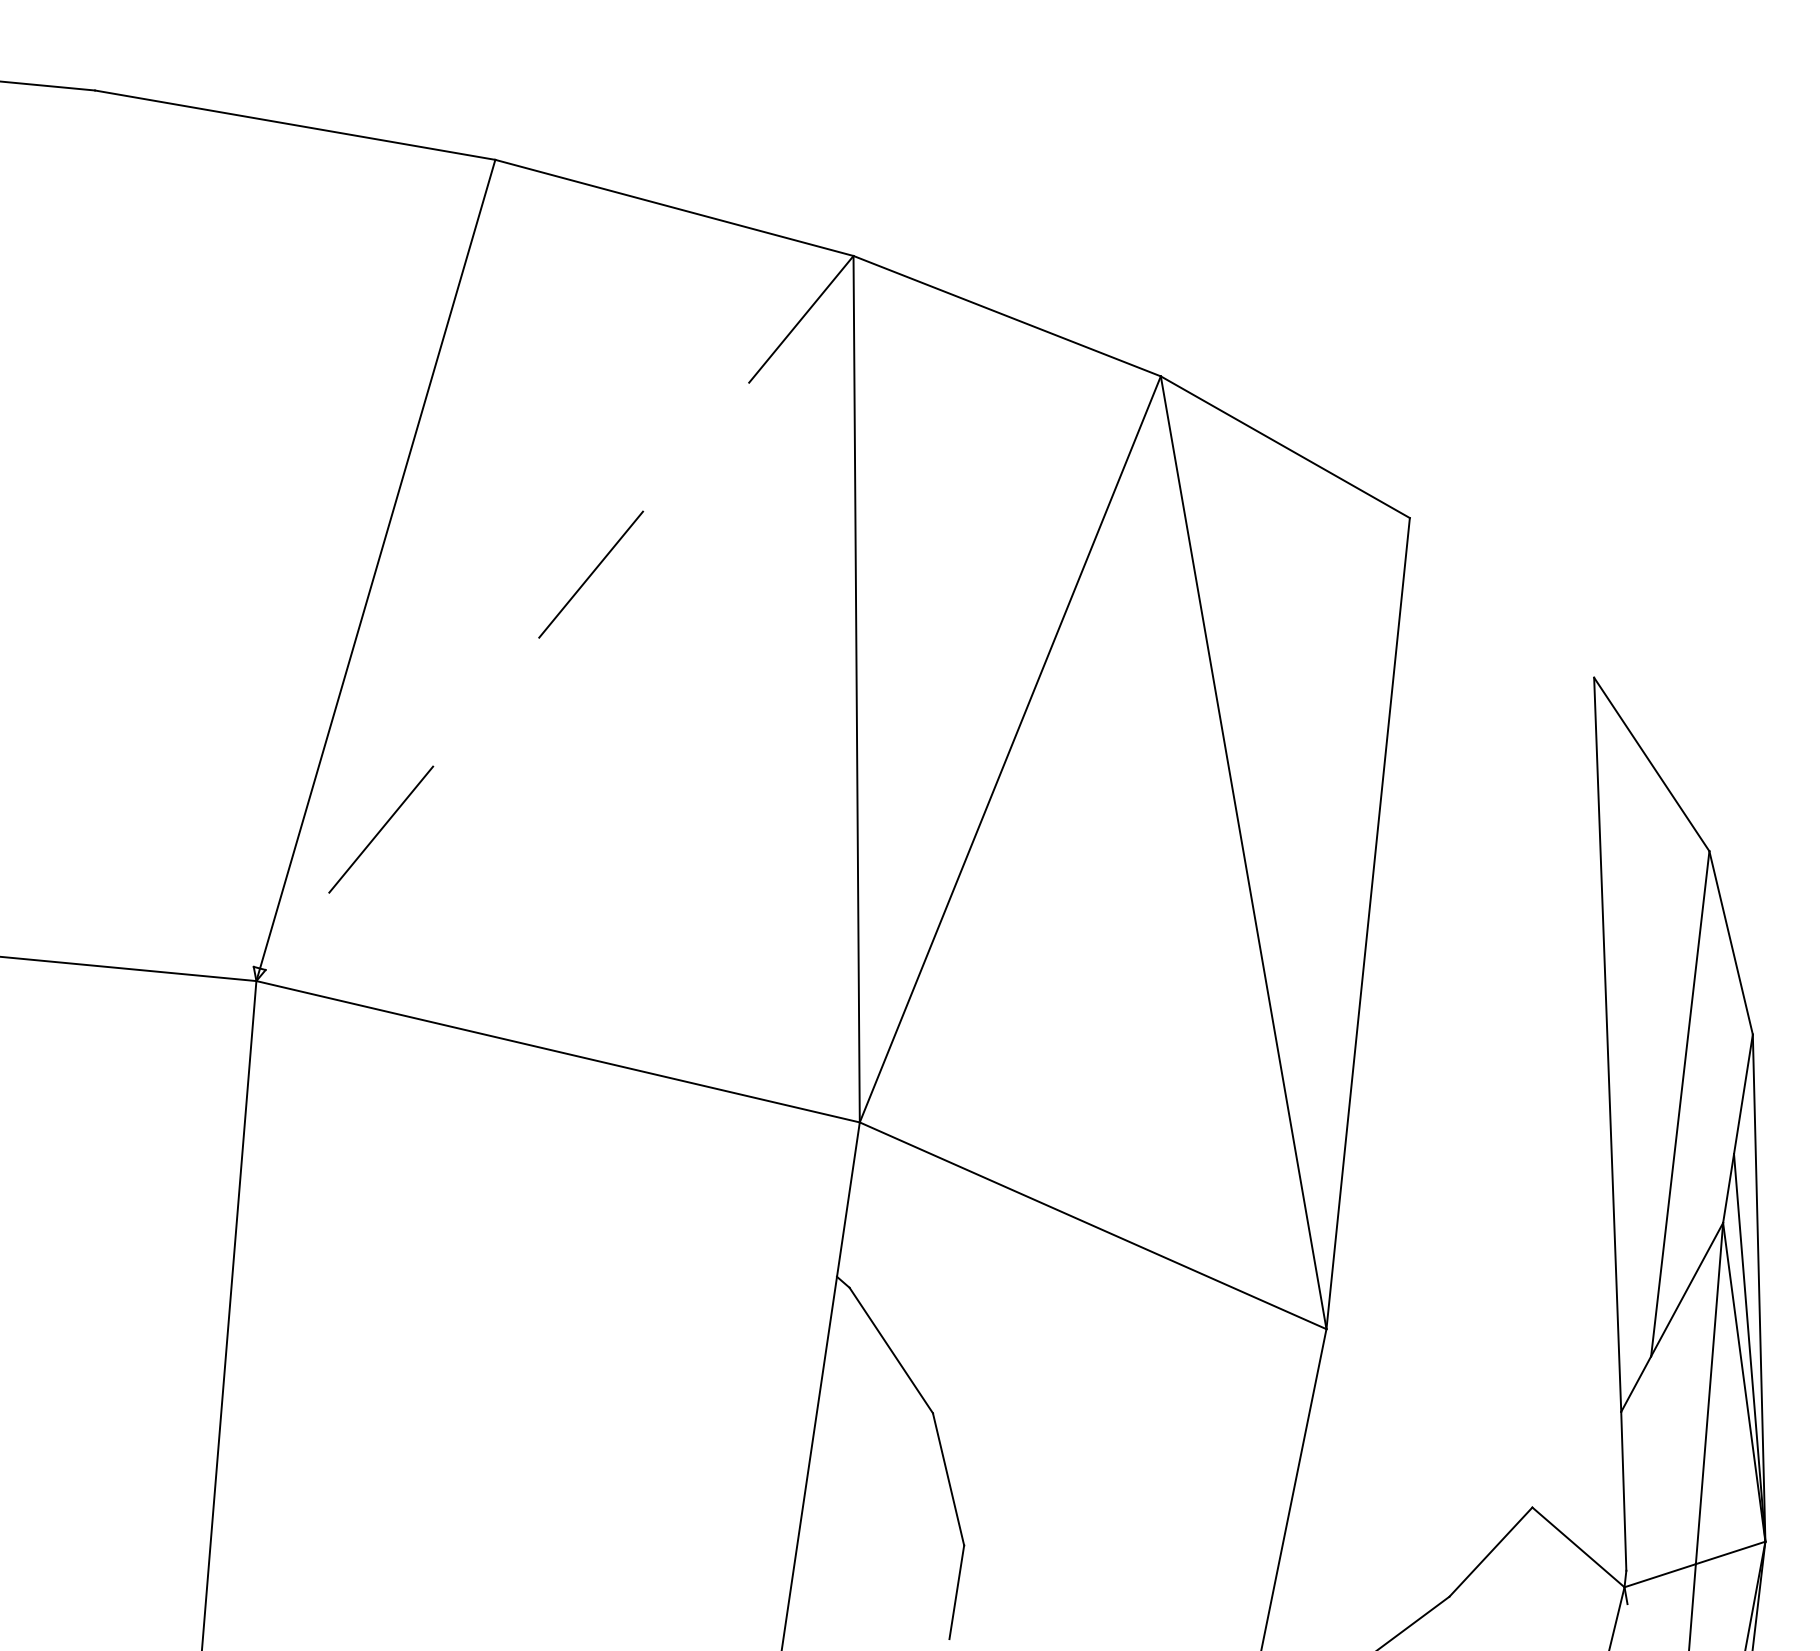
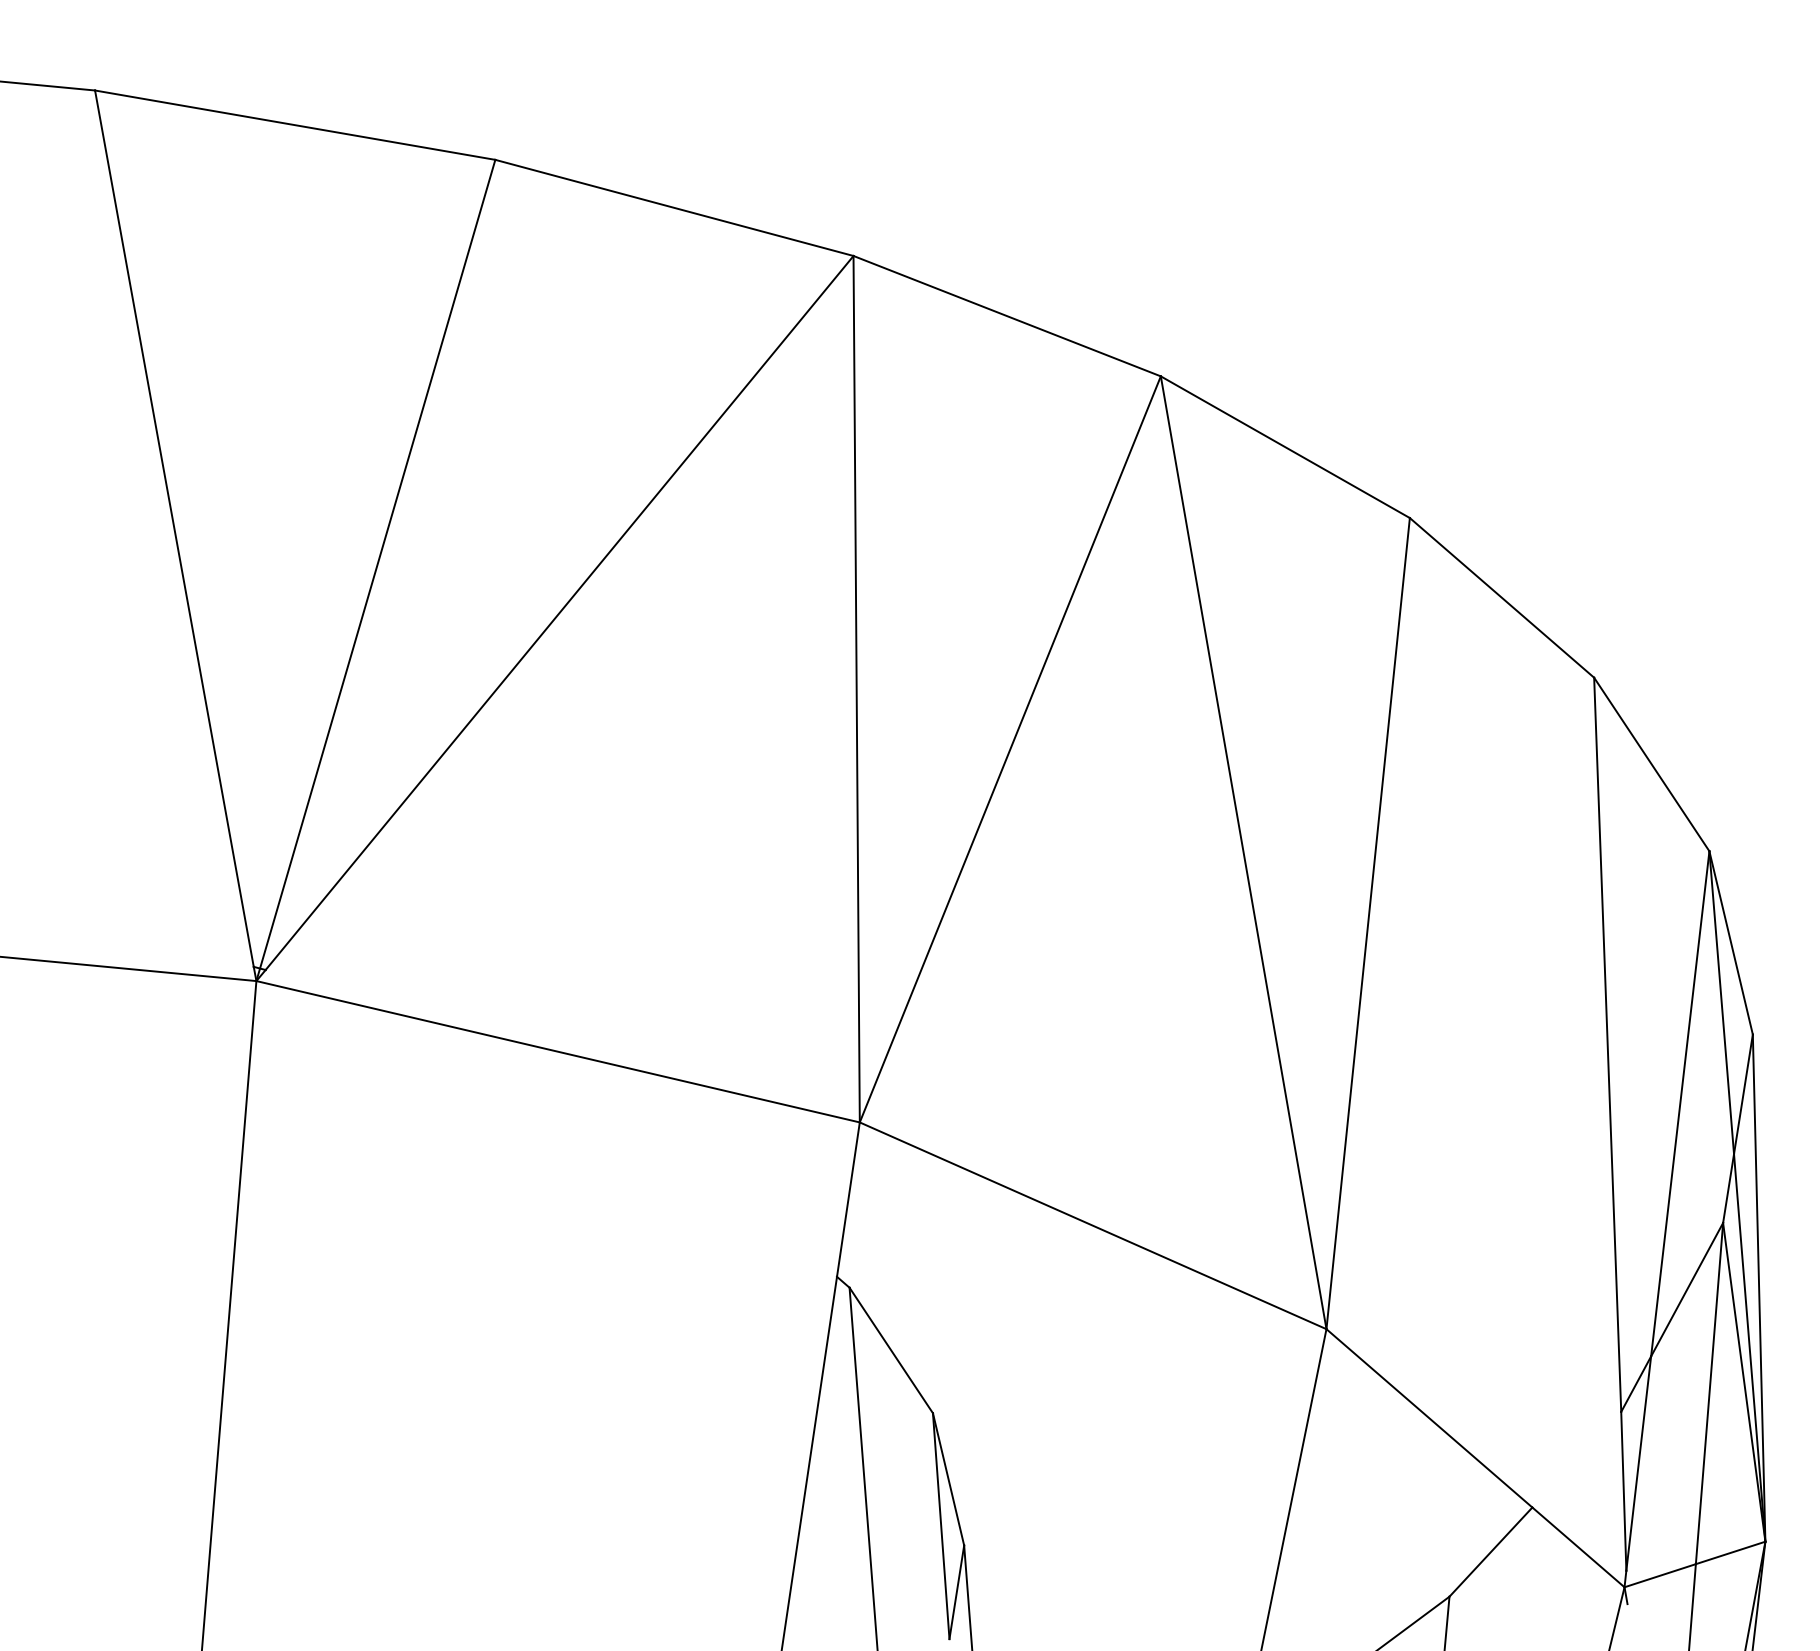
line: none -> present (174, 528)
line: none -> present (1501, 597)
line: dashed -> solid (559, 613)
line: none -> present (1721, 1002)
line: none -> present (1429, 1418)
line: none -> present (1638, 1463)
line: none -> present (863, 1467)
line: none -> present (940, 1526)
line: none -> present (968, 1596)
line: none -> present (1446, 1621)
